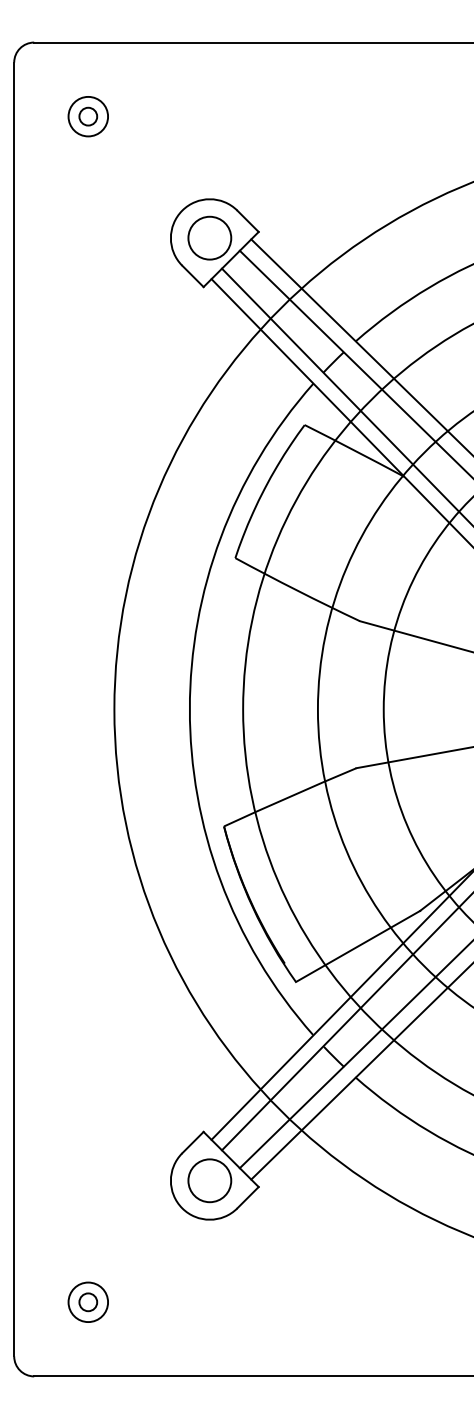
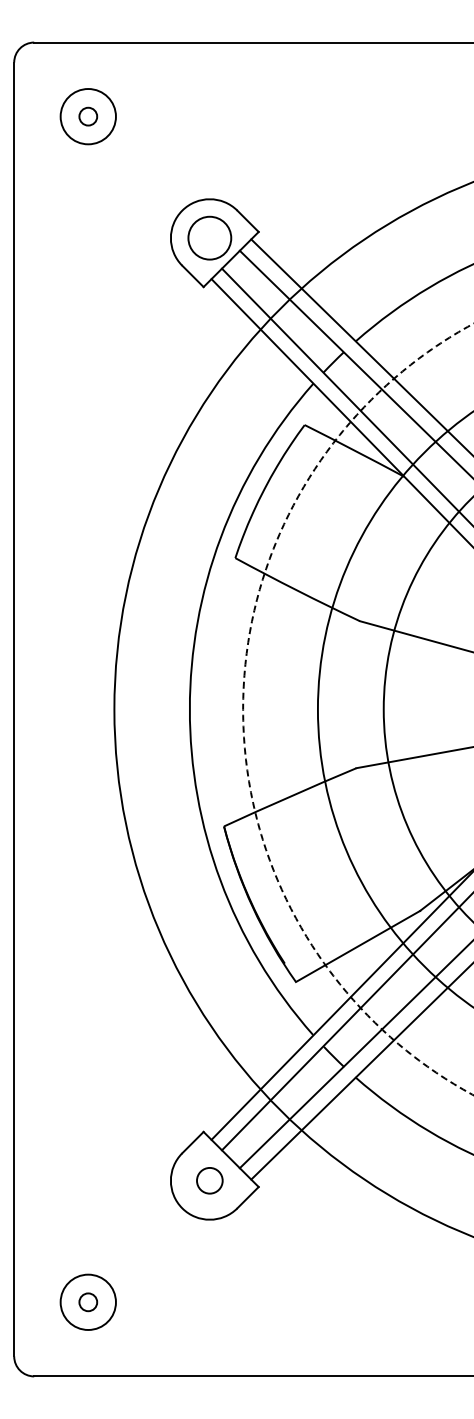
circle diameter: 40 px -> 55 px (87, 116)
circle: solid -> dashed (358, 709)
circle diameter: 43 px -> 26 px (209, 1180)
circle diameter: 40 px -> 55 px (87, 1301)
